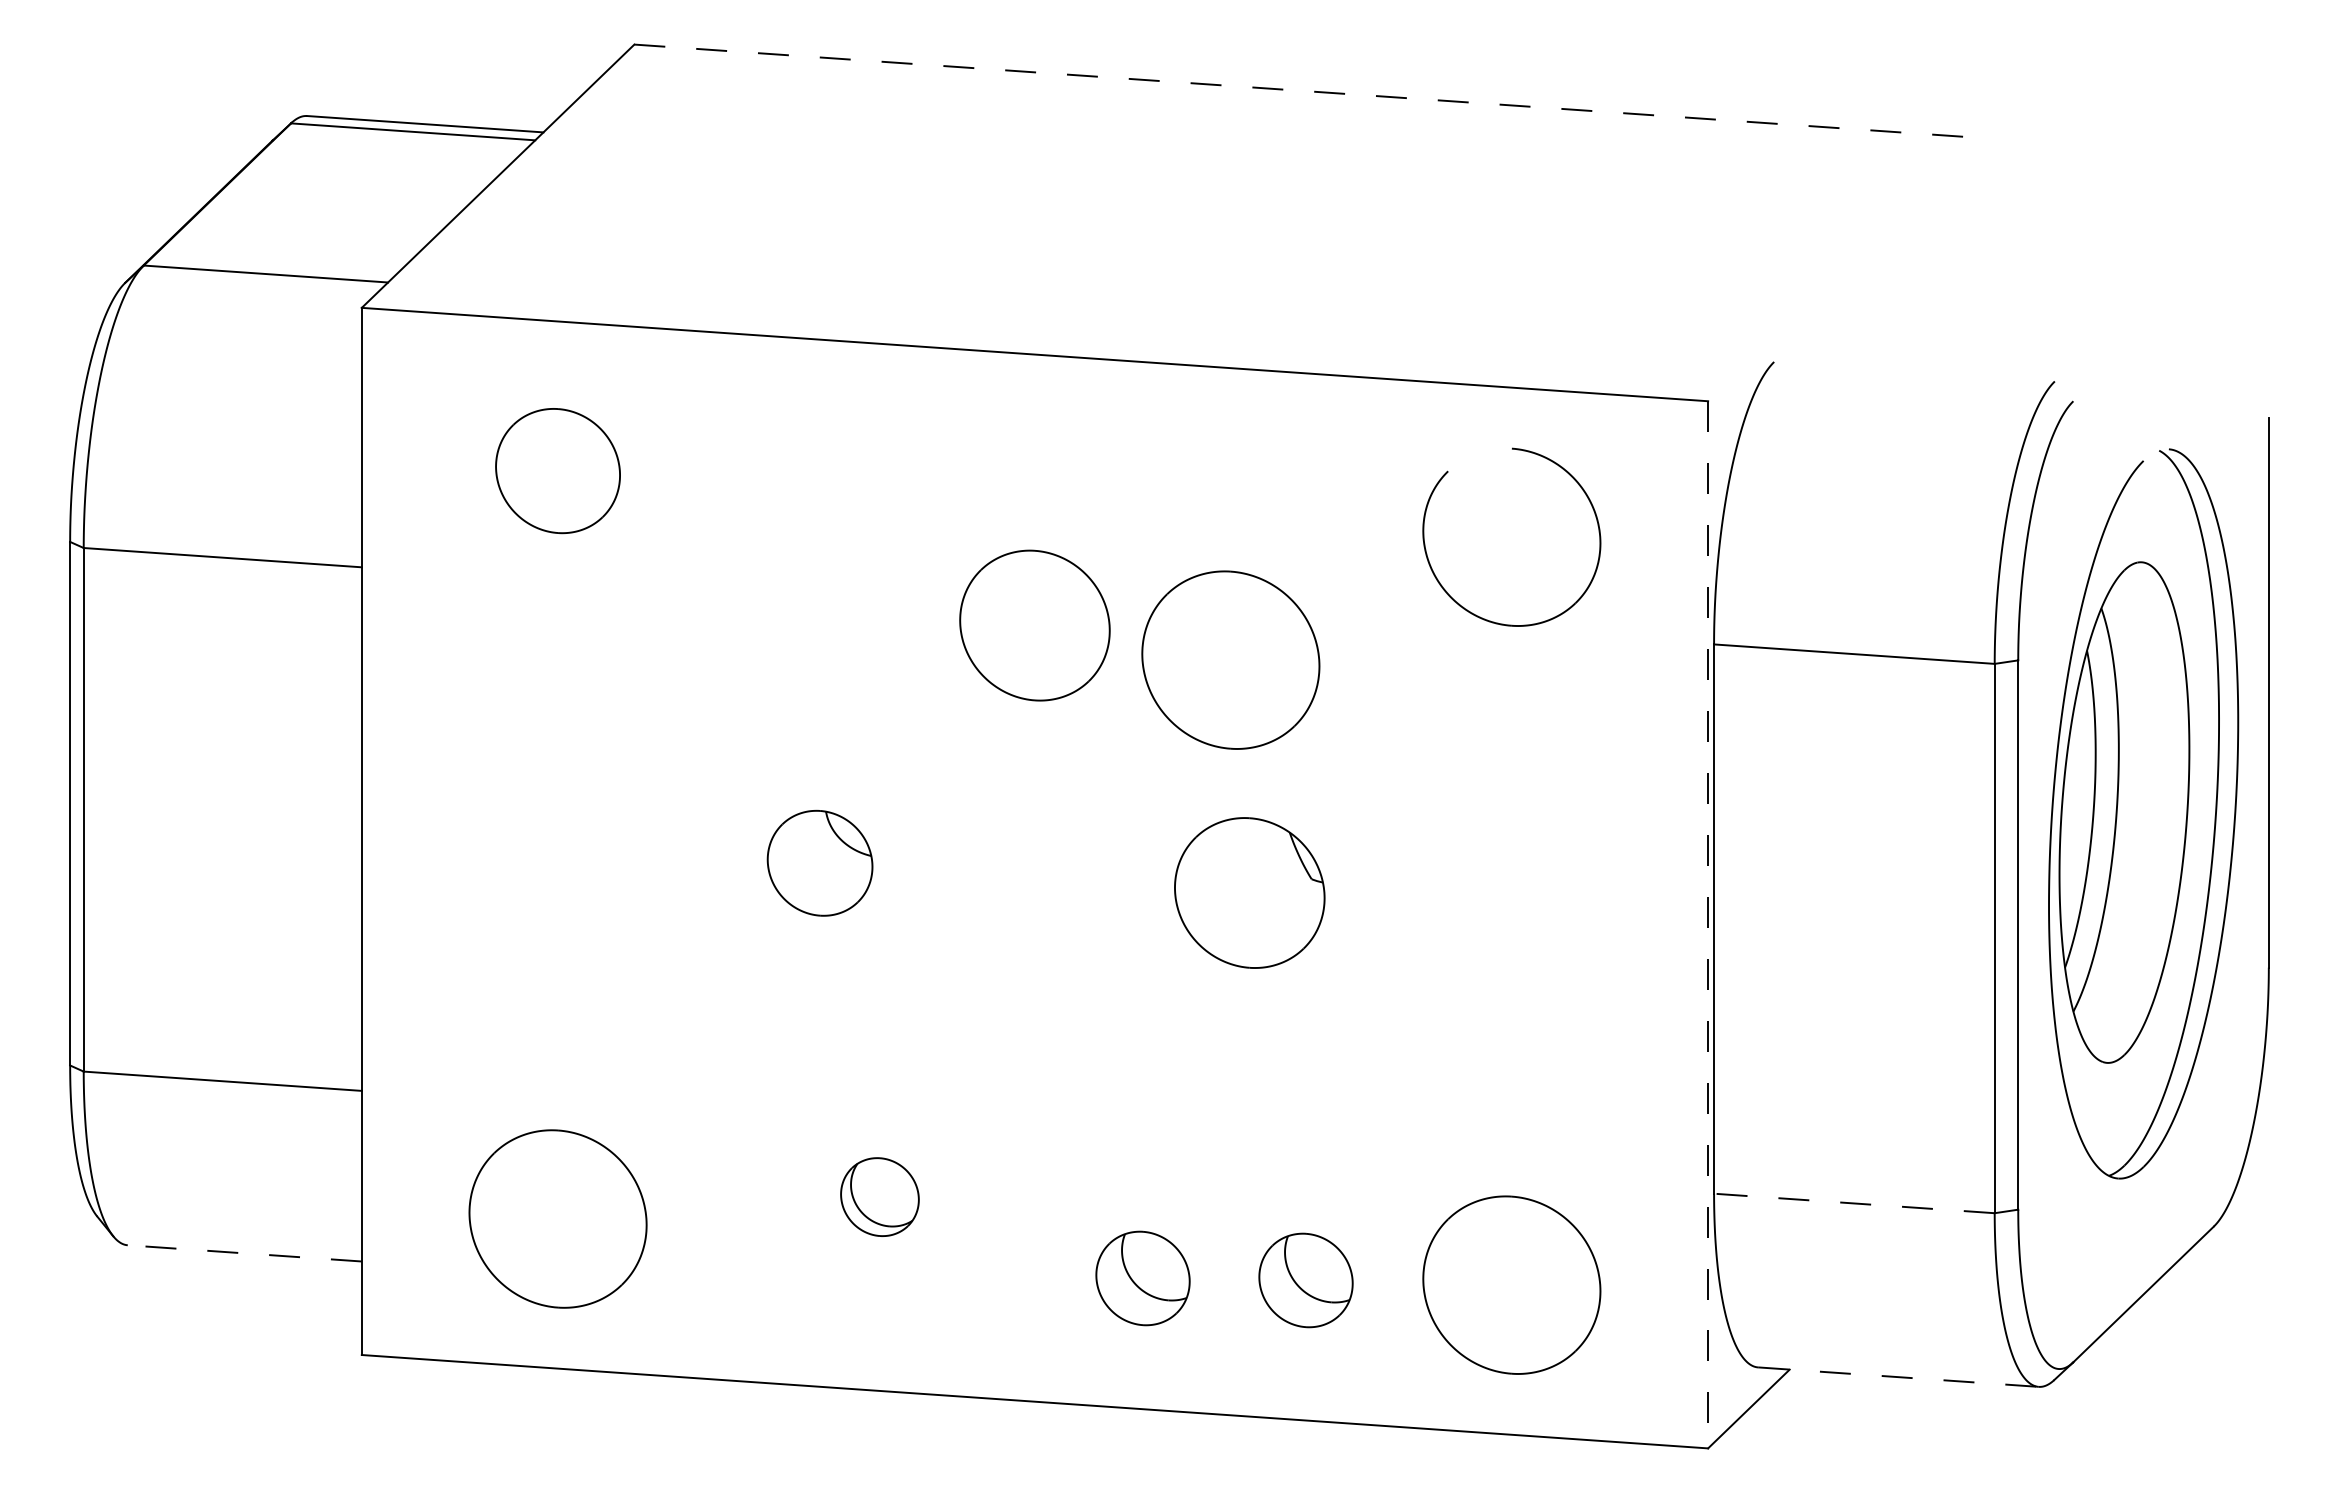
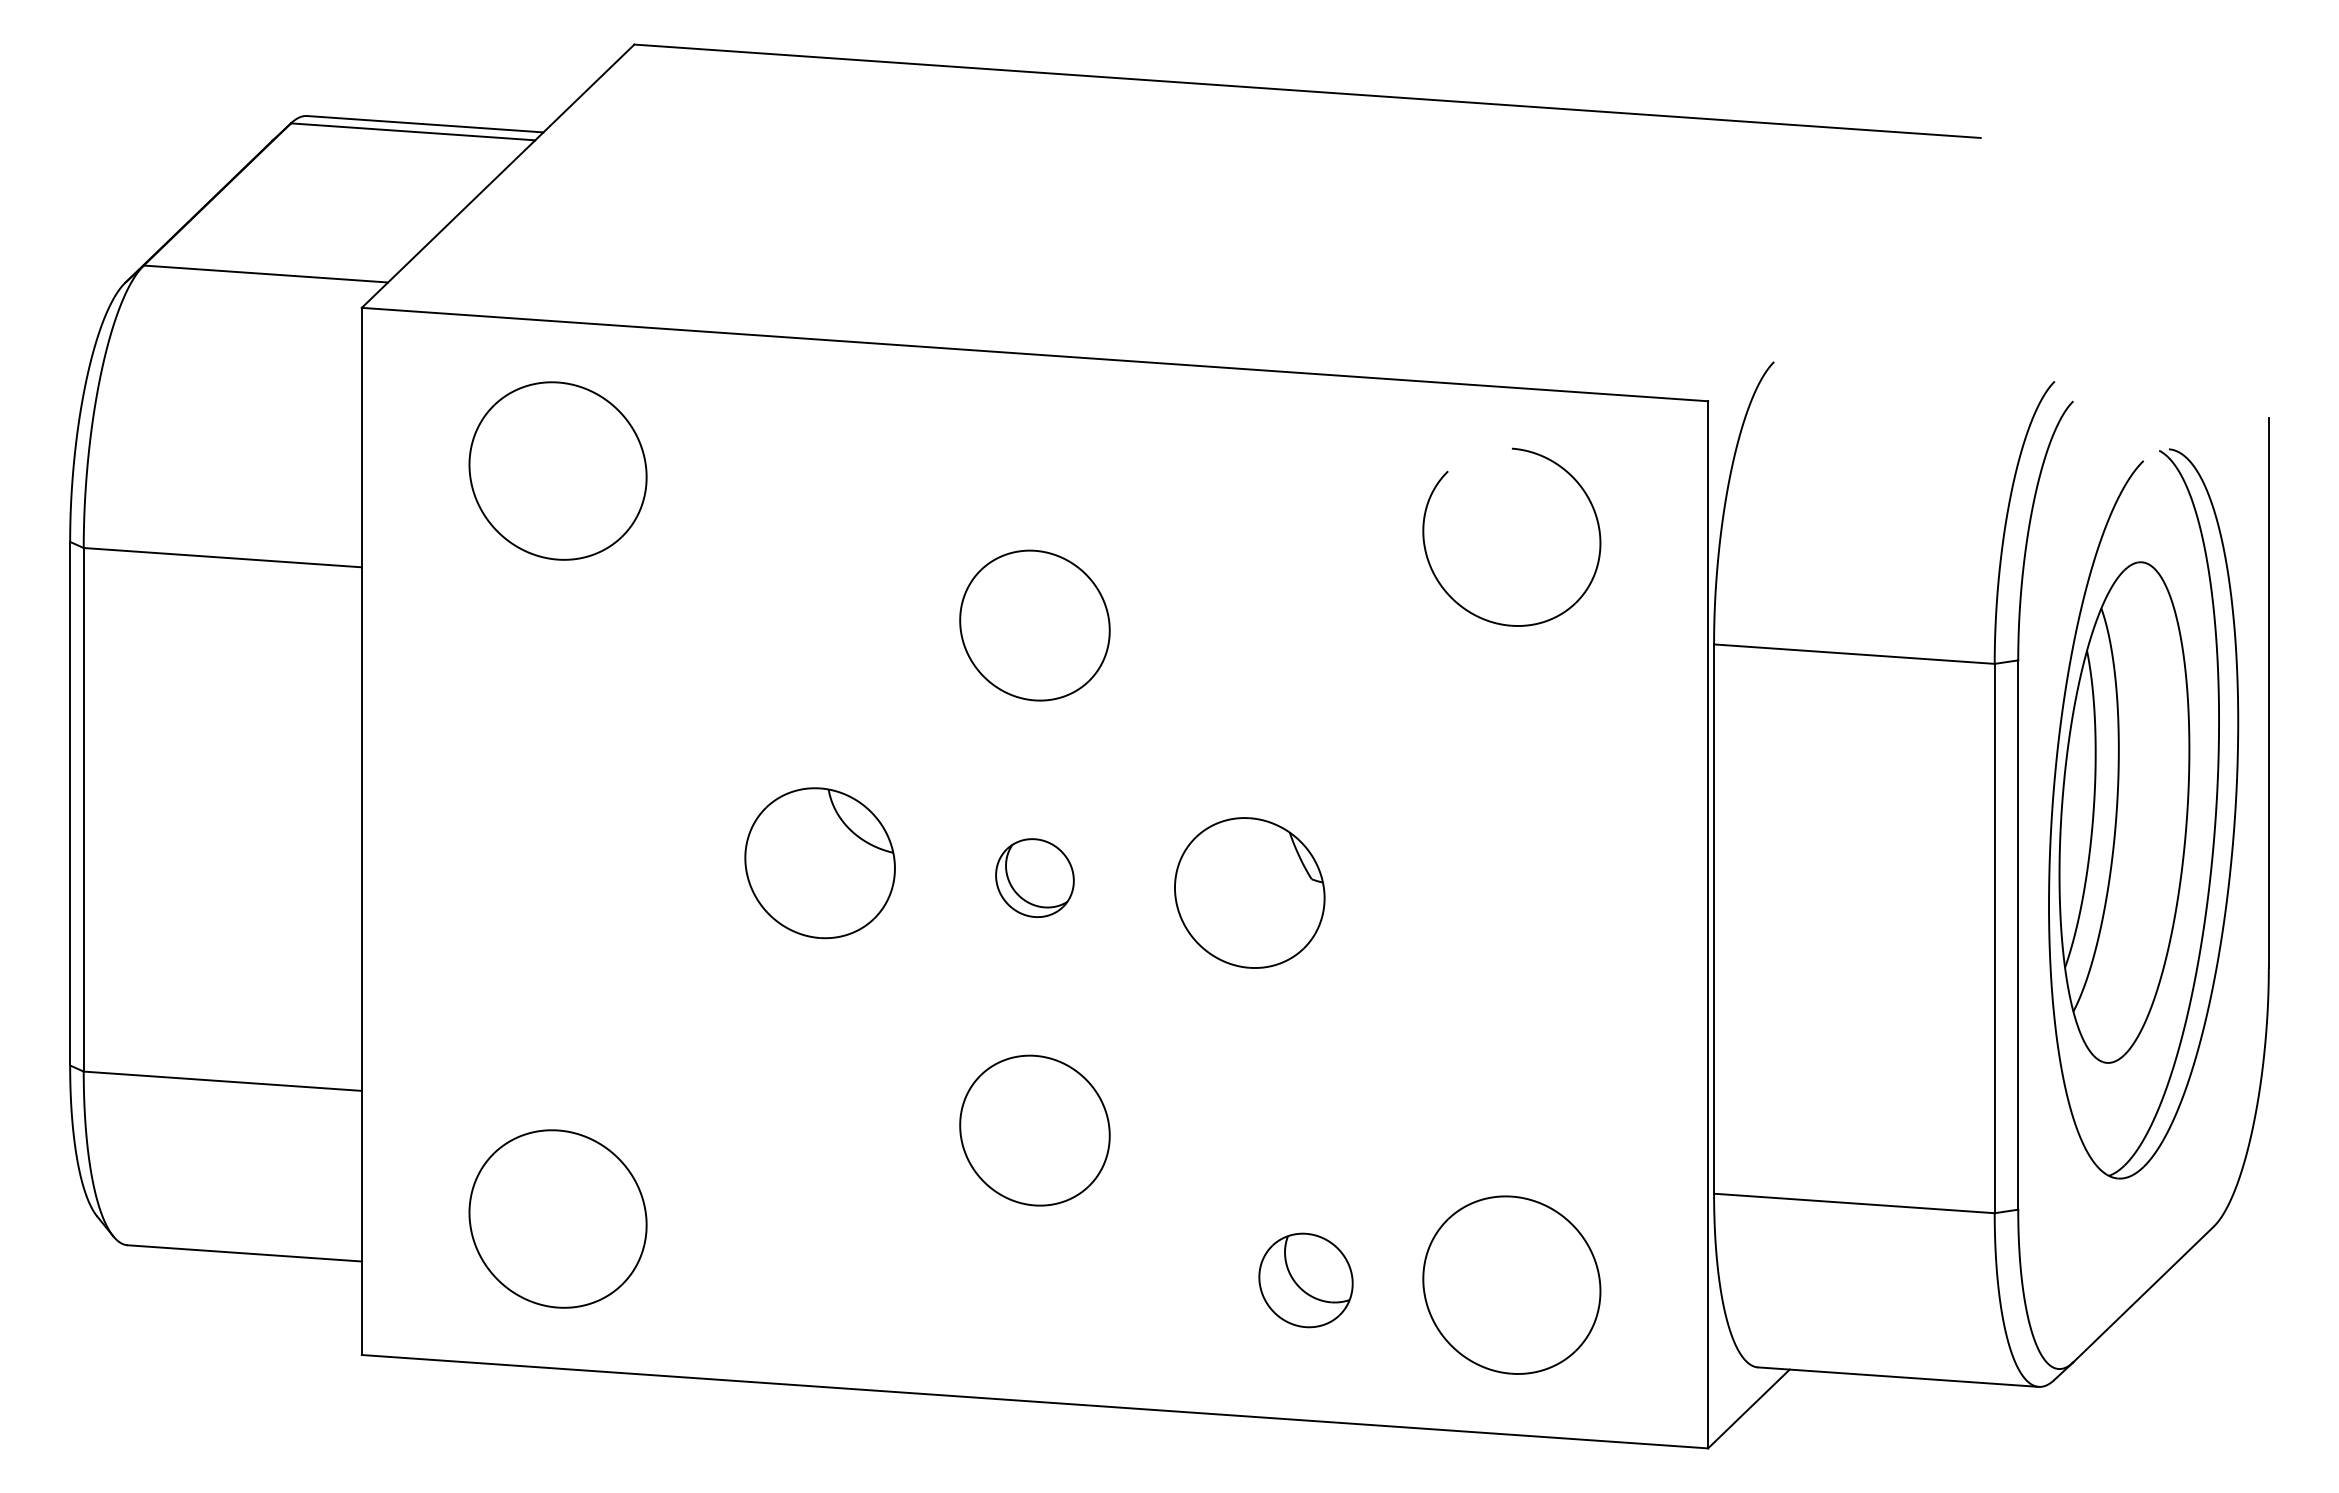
line: dashed -> solid (1307, 91)
part size: 126x127 px -> 180x180 px (557, 470)
part: present -> none (1230, 659)
part size: 108x108 px -> 152x153 px (819, 863)
line: dashed -> solid (1708, 924)
part: none -> present (1034, 1130)
part position: (879, 1196) -> (1034, 877) (1034, 877)
line: dashed -> solid (1854, 1203)
line: dashed -> solid (244, 1253)
part: present -> none (1142, 1278)
line: dashed -> solid (1898, 1377)
